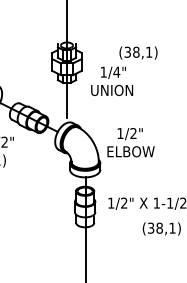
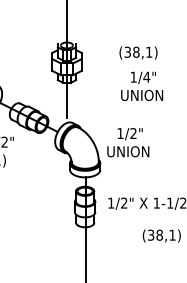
text position: (112, 80) -> (142, 85) (142, 85)
text: ELBOW -> UNION (130, 151)
text position: (161, 228) -> (161, 235) (161, 235)
